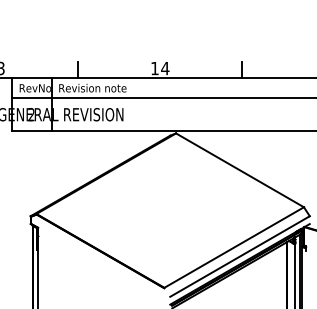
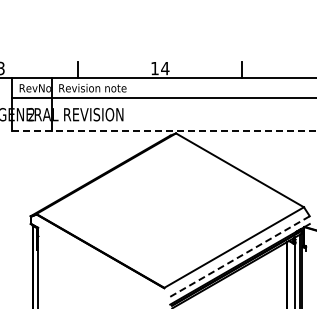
line: solid -> dashed (164, 131)
line: solid -> dashed (240, 256)
